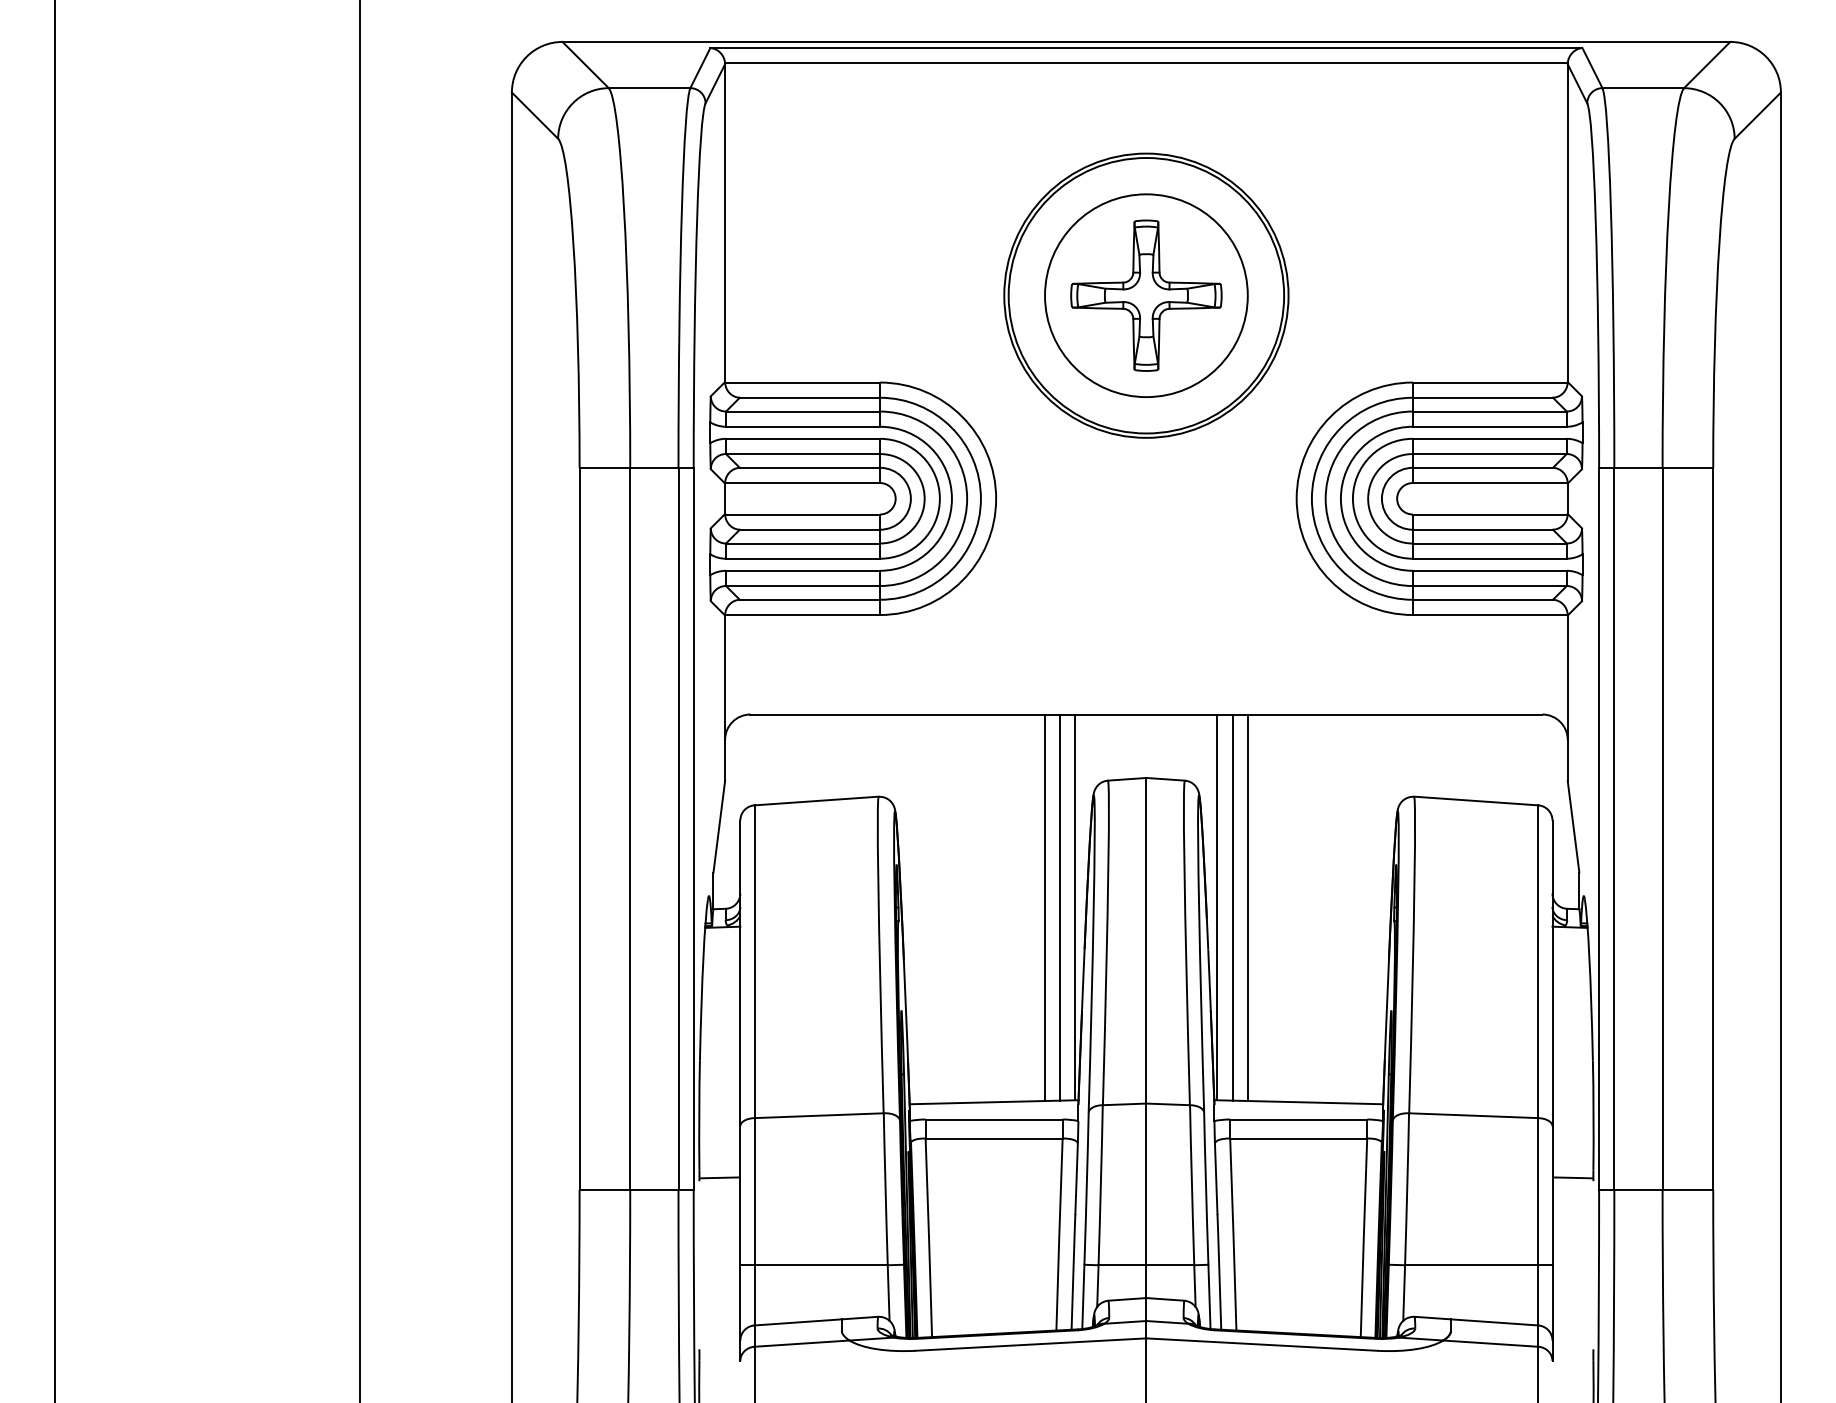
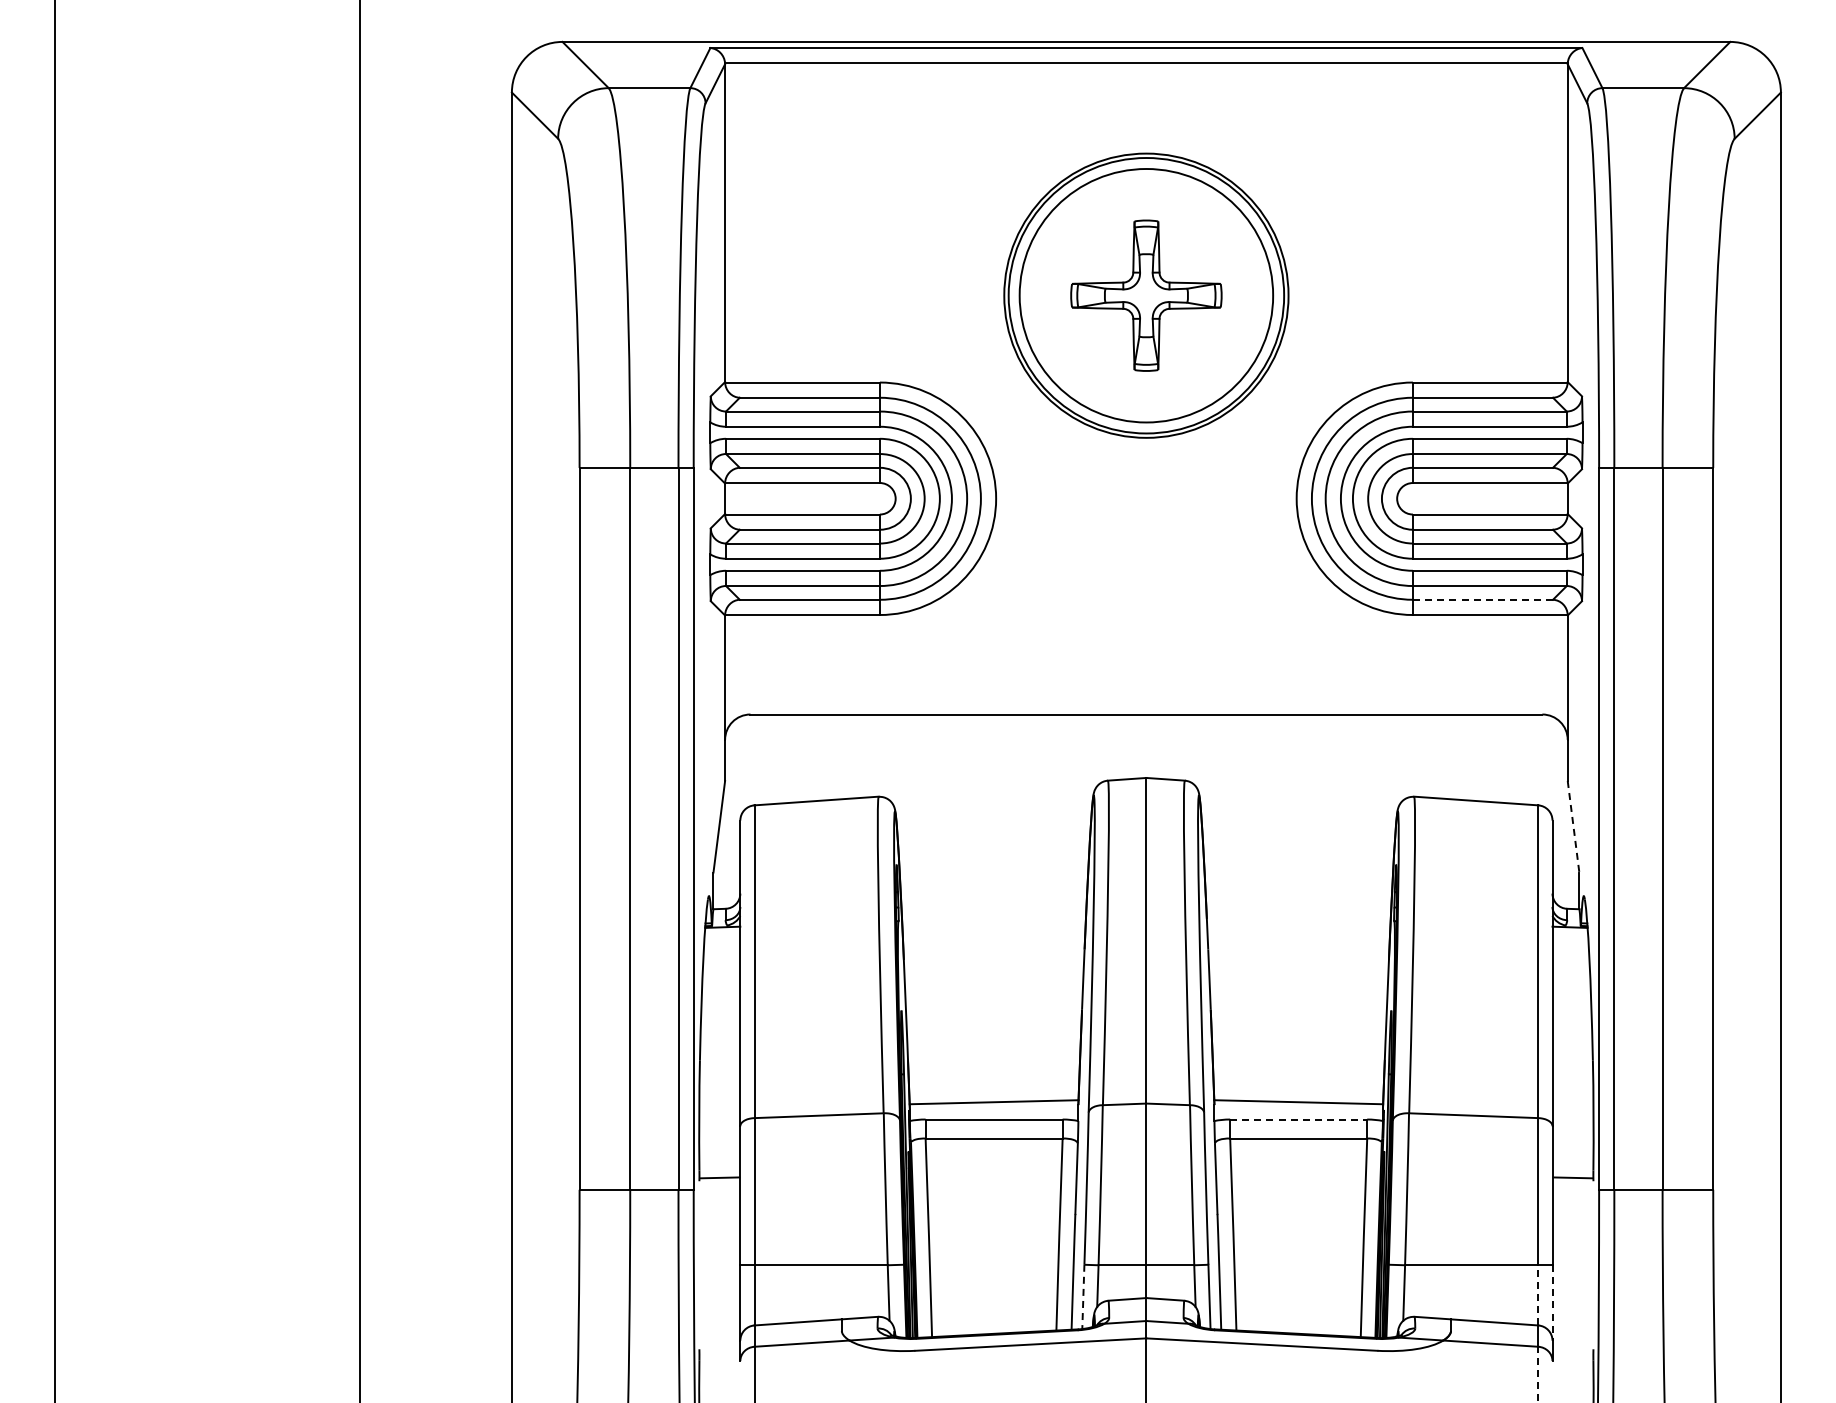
circle diameter: 203 px -> 253 px (1146, 295)
line: solid -> dashed (1482, 599)
line: solid -> dashed (1573, 827)
line: present -> none (1044, 907)
line: present -> none (1060, 907)
line: present -> none (1075, 907)
line: present -> none (1217, 907)
line: present -> none (1232, 907)
line: present -> none (1247, 907)
line: solid -> dashed (1298, 1119)
line: solid -> dashed (1538, 1294)
line: solid -> dashed (1083, 1297)
line: solid -> dashed (1552, 1302)
line: solid -> dashed (1538, 1374)
